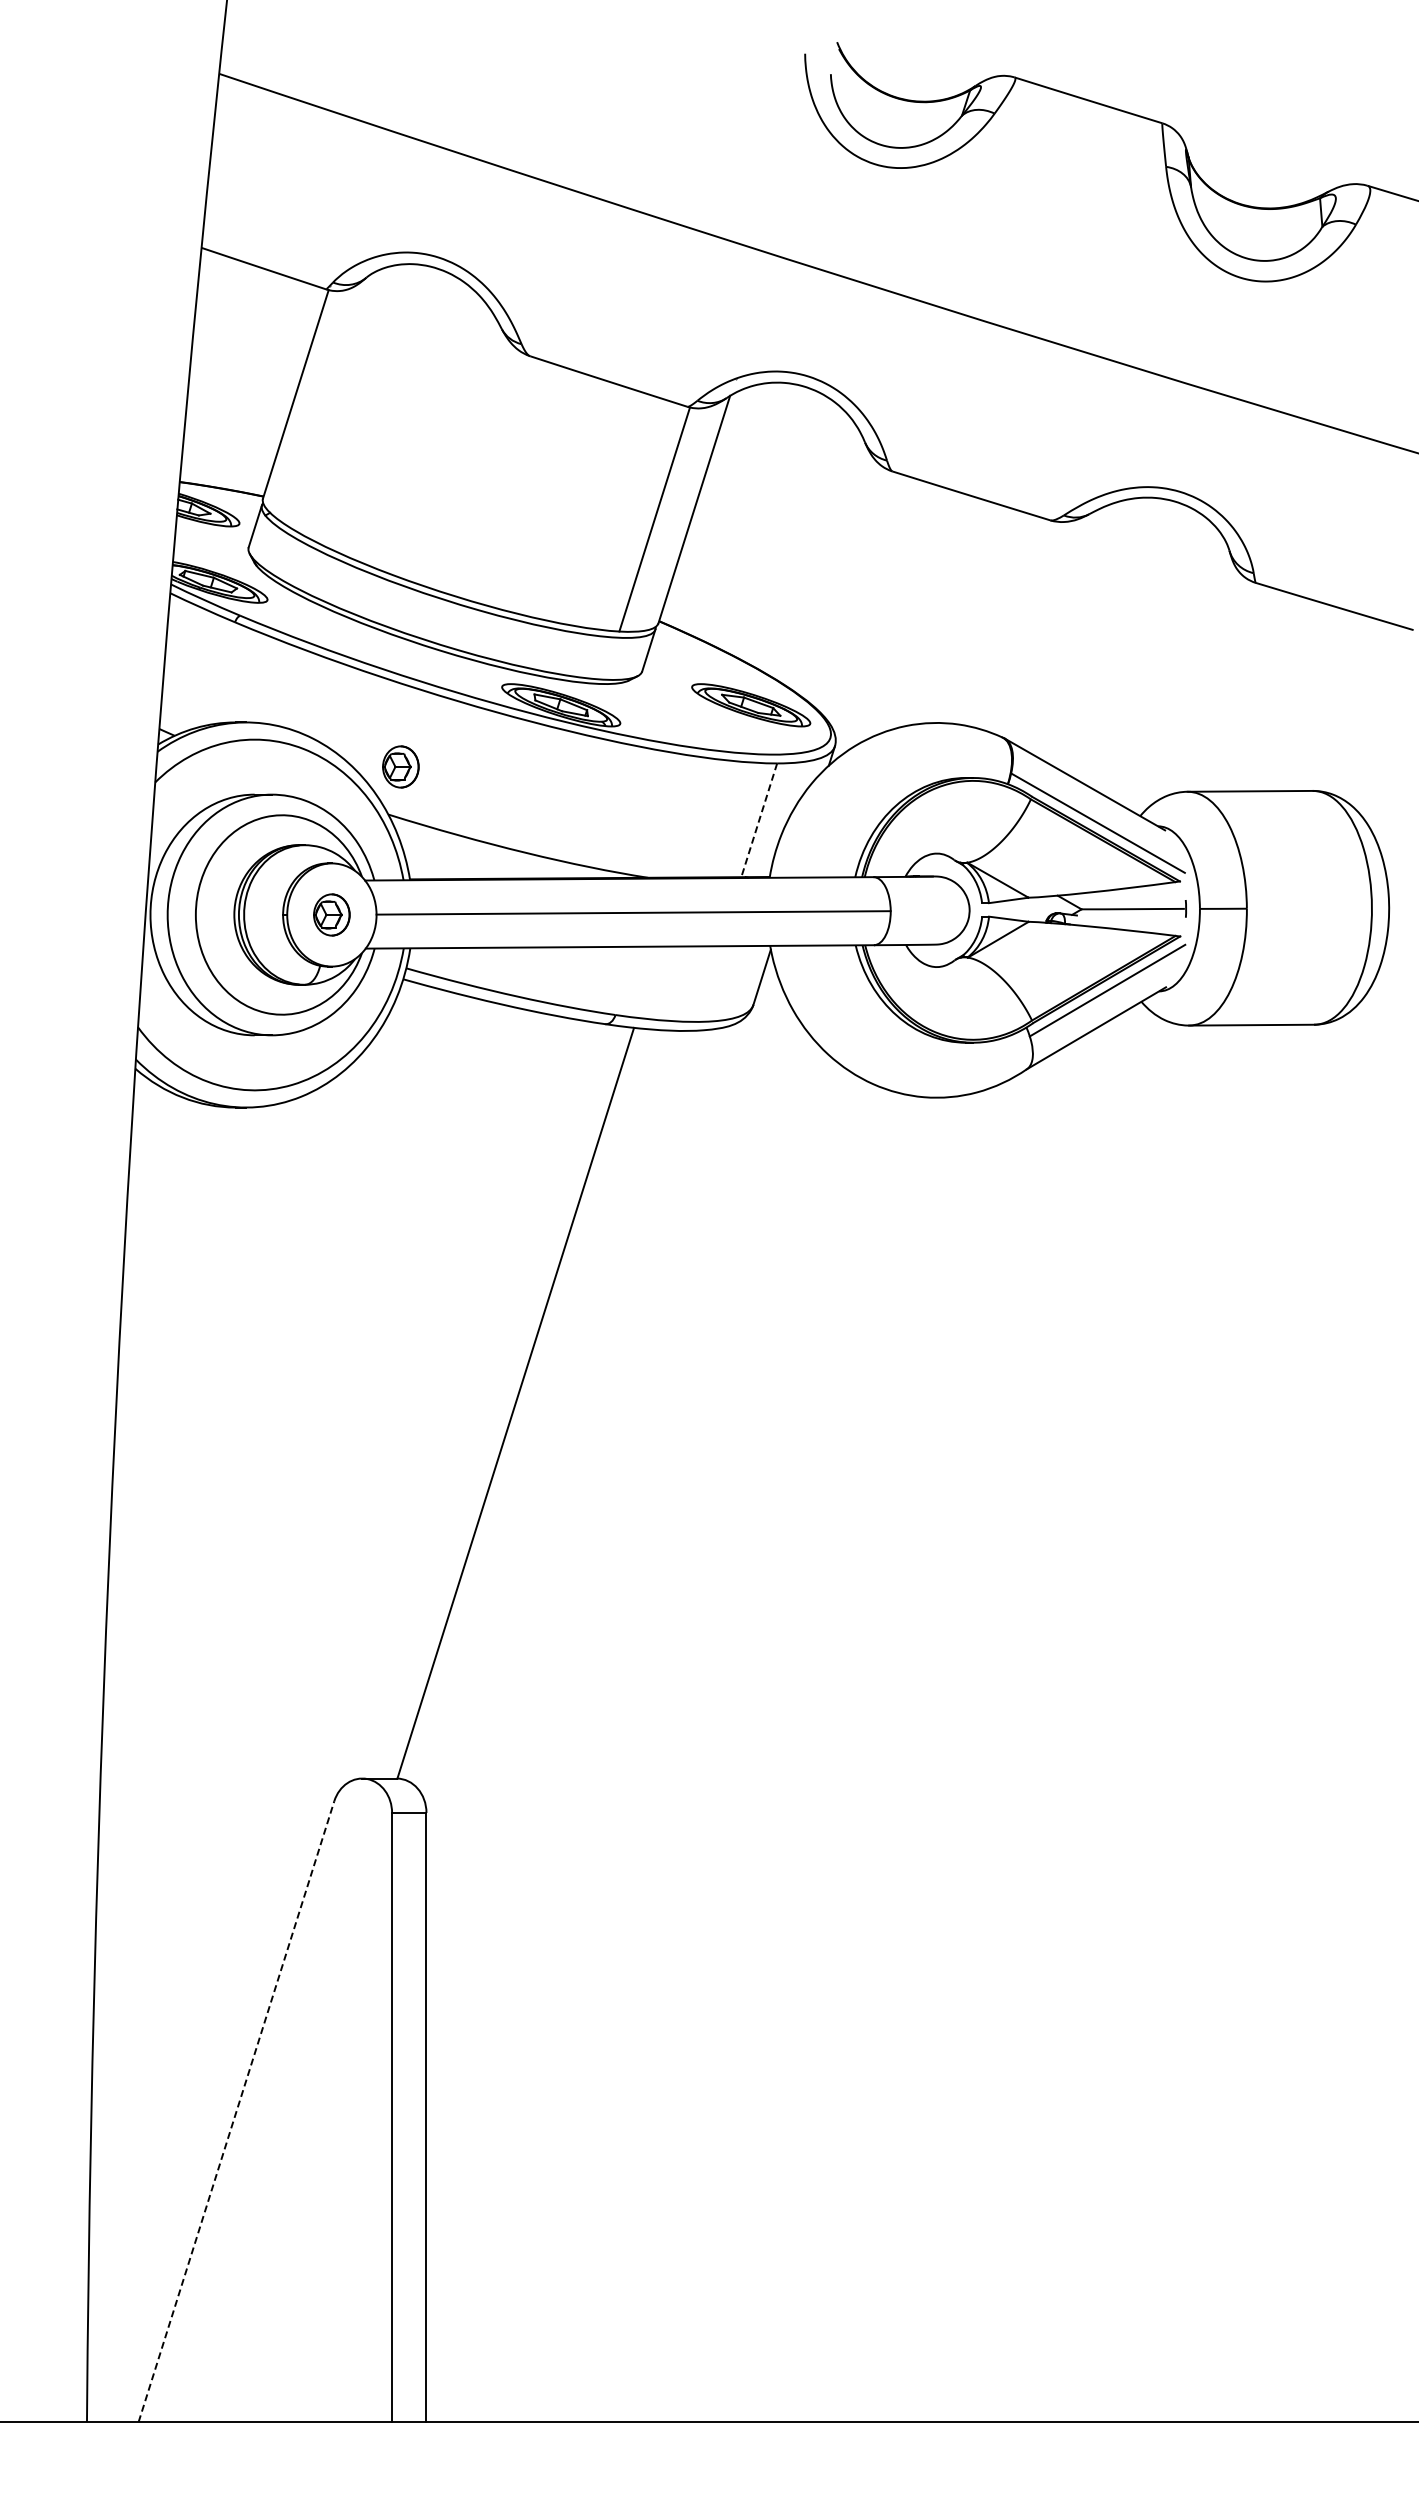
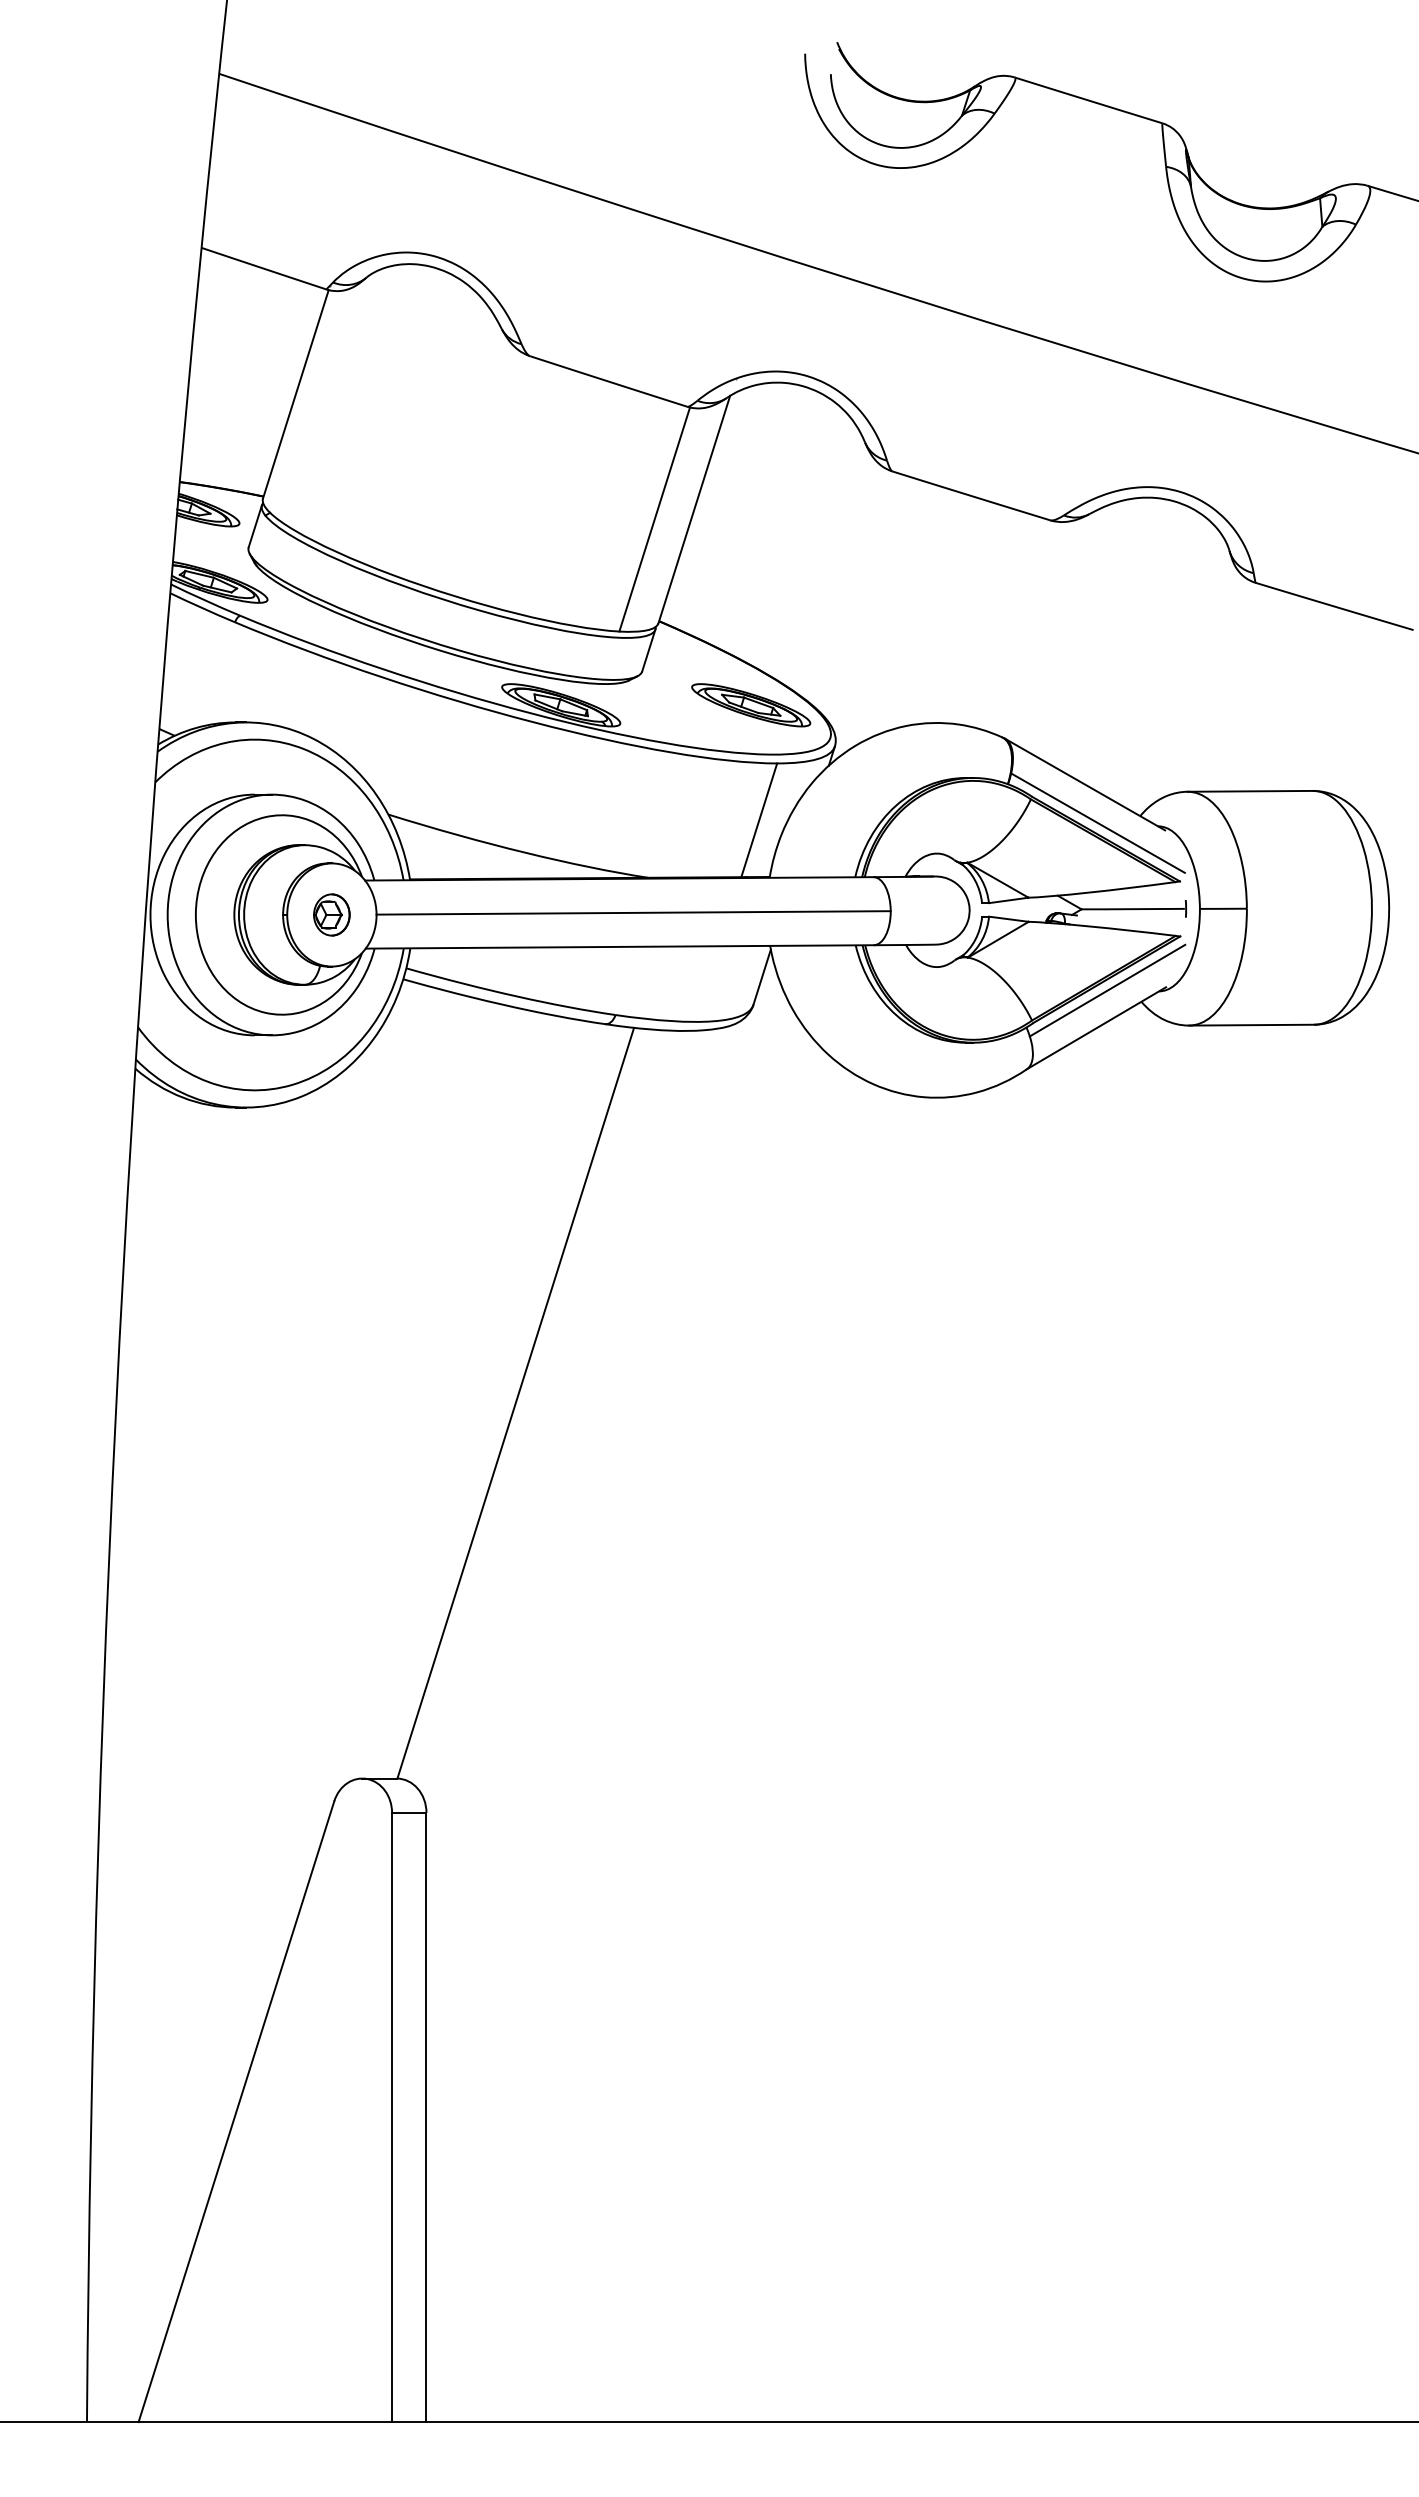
part: present -> none (400, 766)
line: dashed -> solid (759, 820)
line: dashed -> solid (236, 2111)
